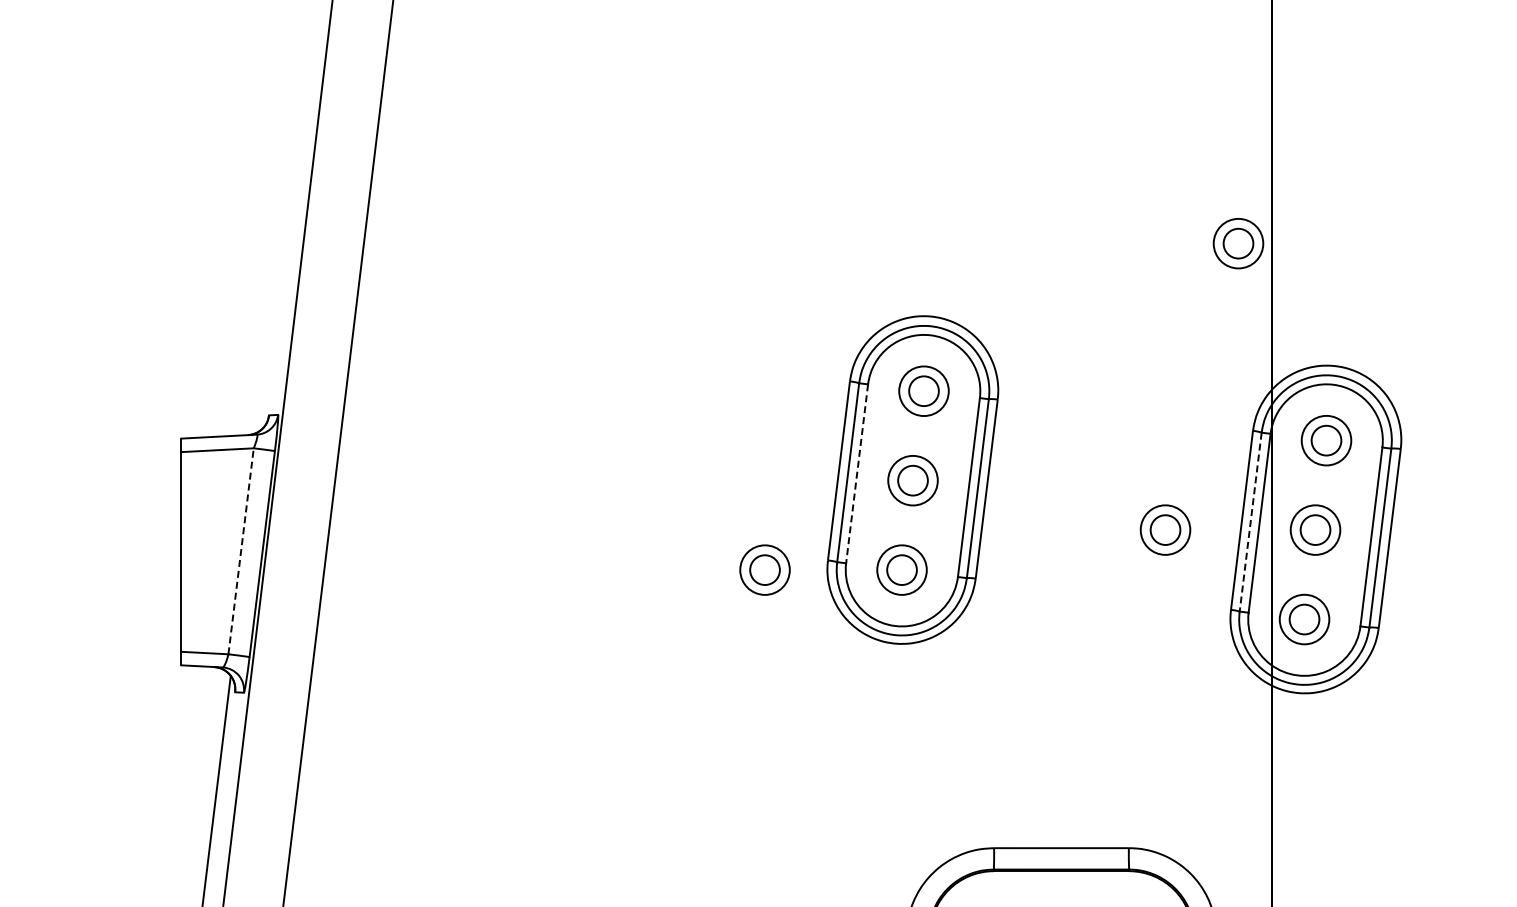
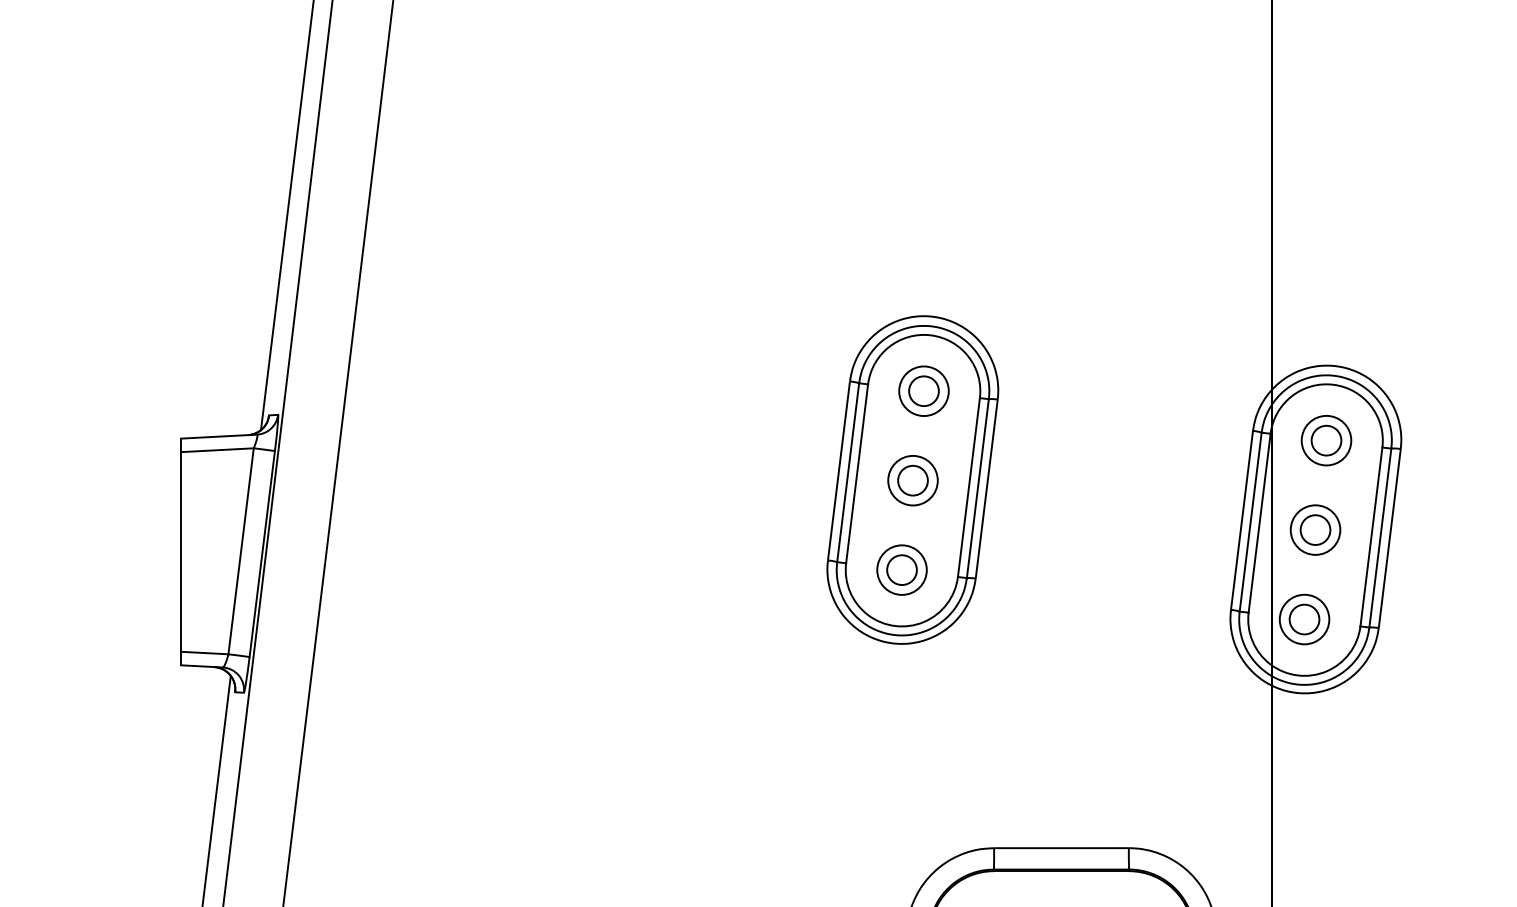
line: none -> present (286, 216)
part: present -> none (1238, 243)
line: dashed -> solid (857, 474)
line: dashed -> solid (1250, 522)
part: present -> none (1165, 529)
line: dashed -> solid (241, 551)
part: present -> none (764, 569)
